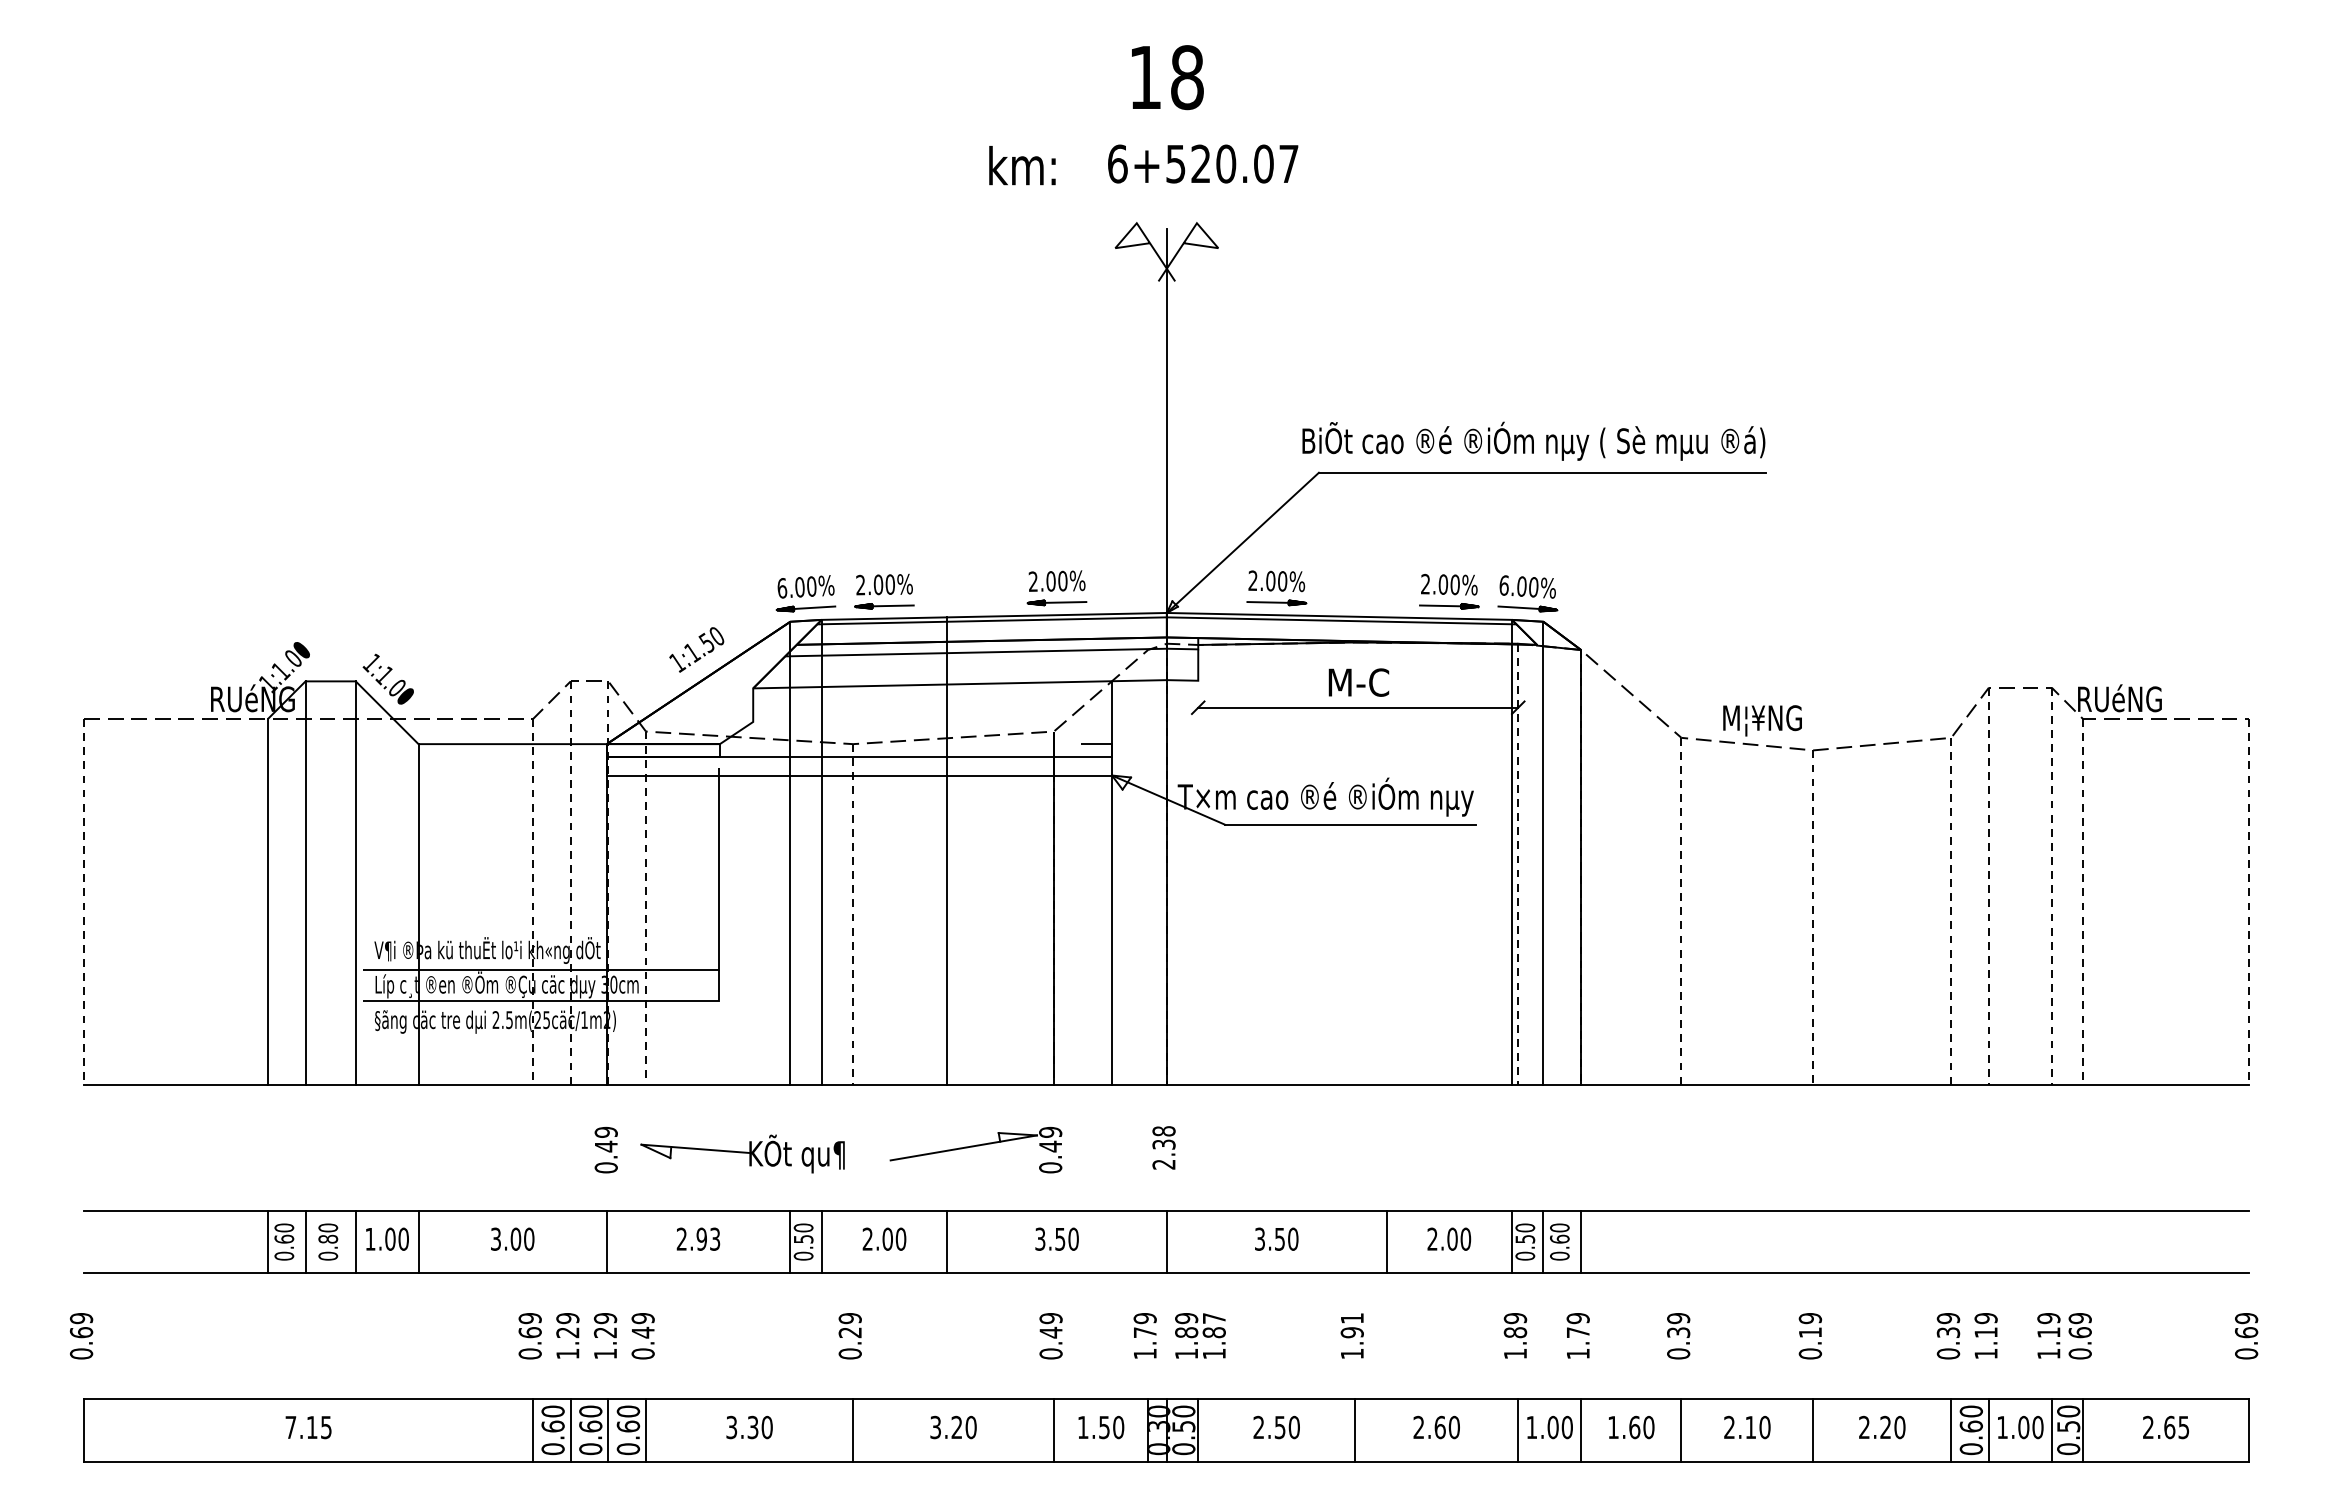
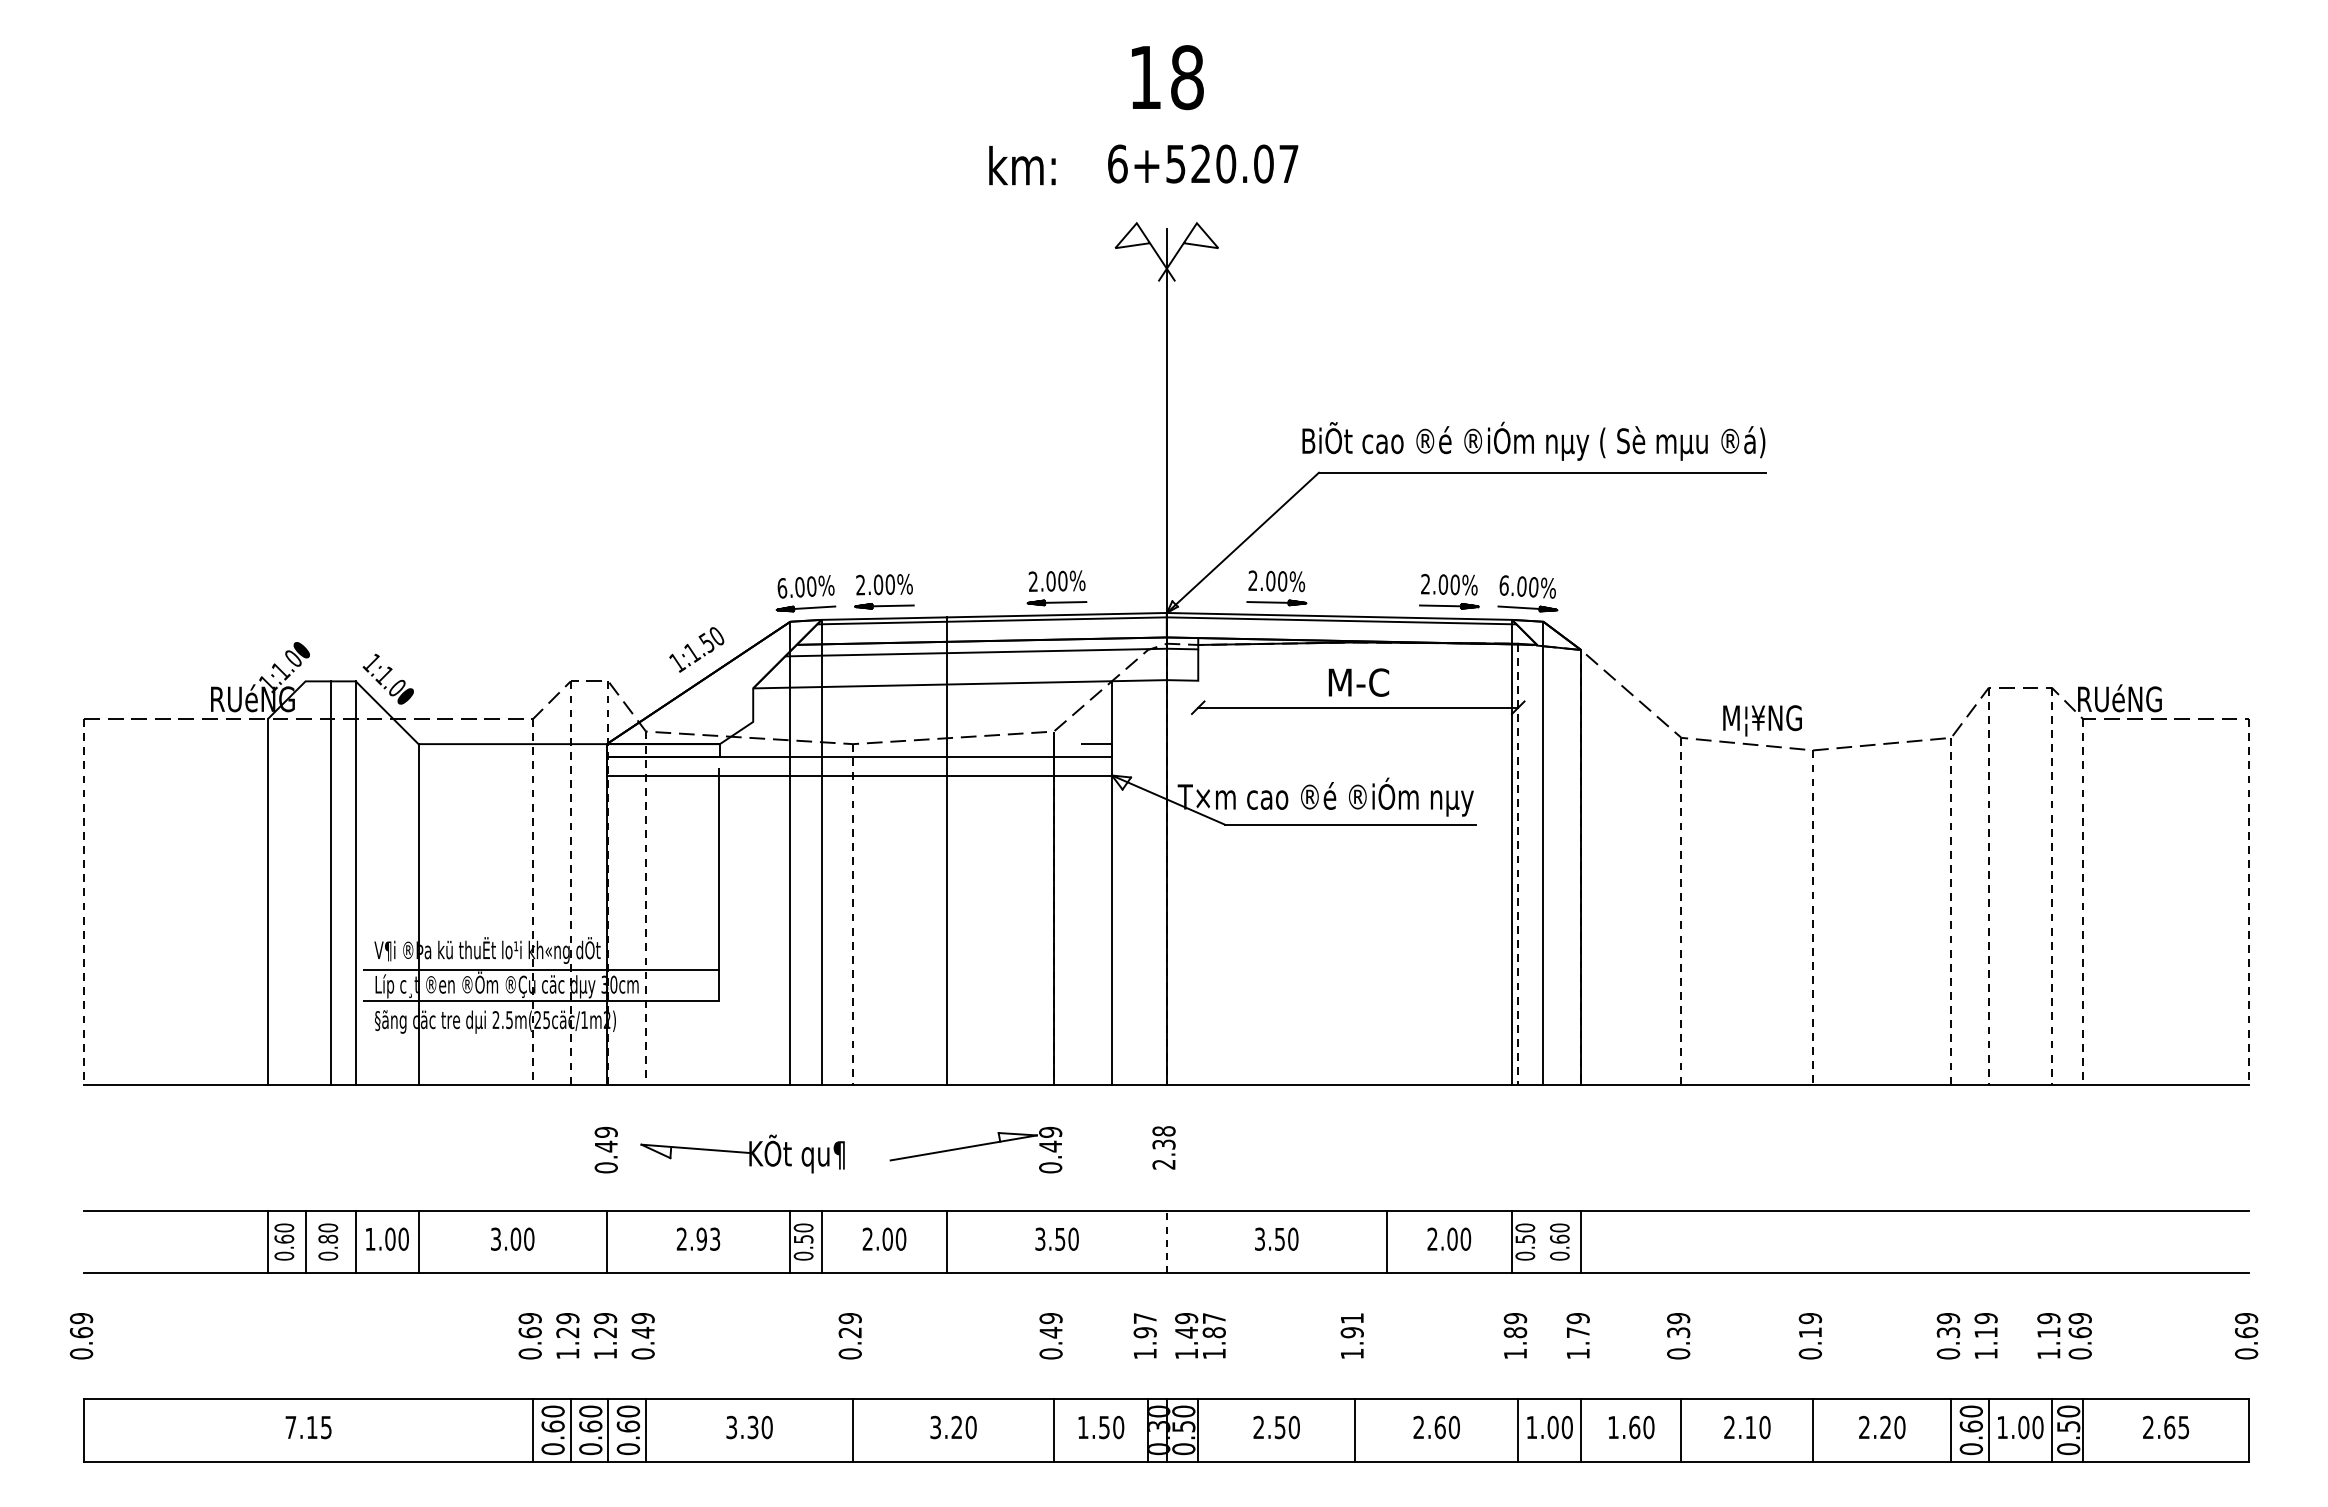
line position: (305, 883) -> (330, 883) (330, 883)
line: solid -> dashed (1166, 1241)
line: present -> none (1543, 1241)
text: 1.79 -> 1.97 (1144, 1325)
text: 1.89 -> 1.49 (1186, 1332)
